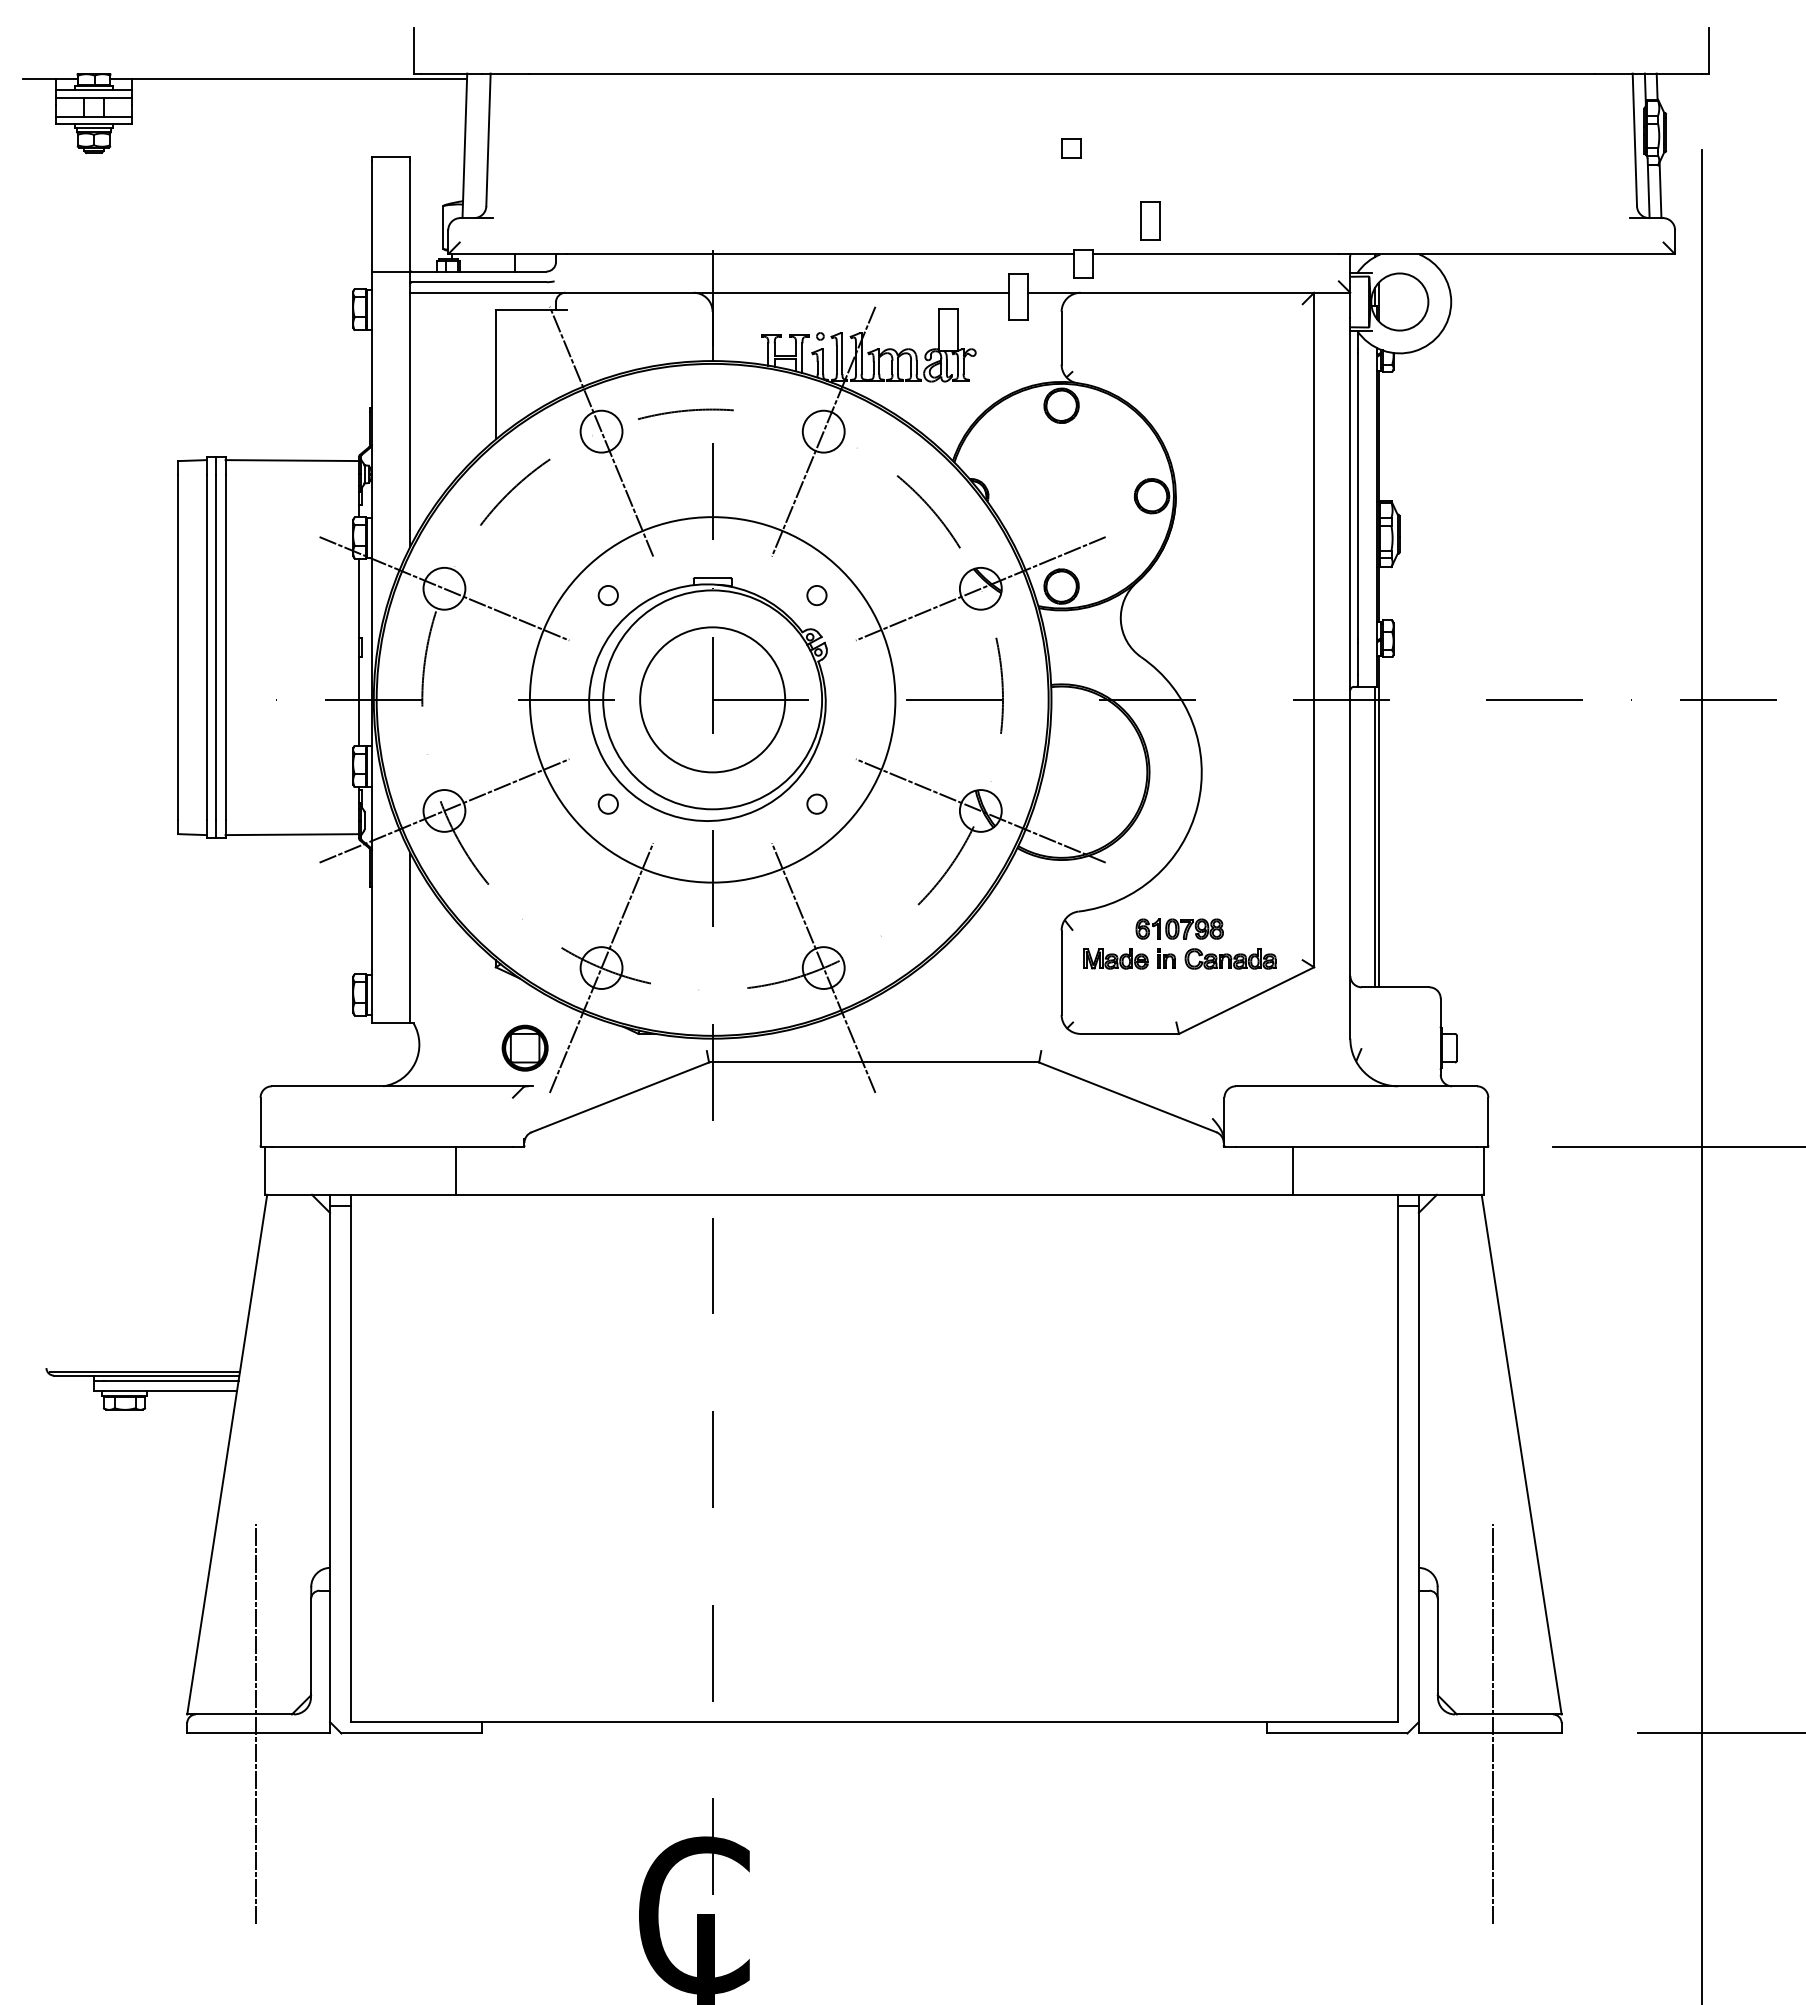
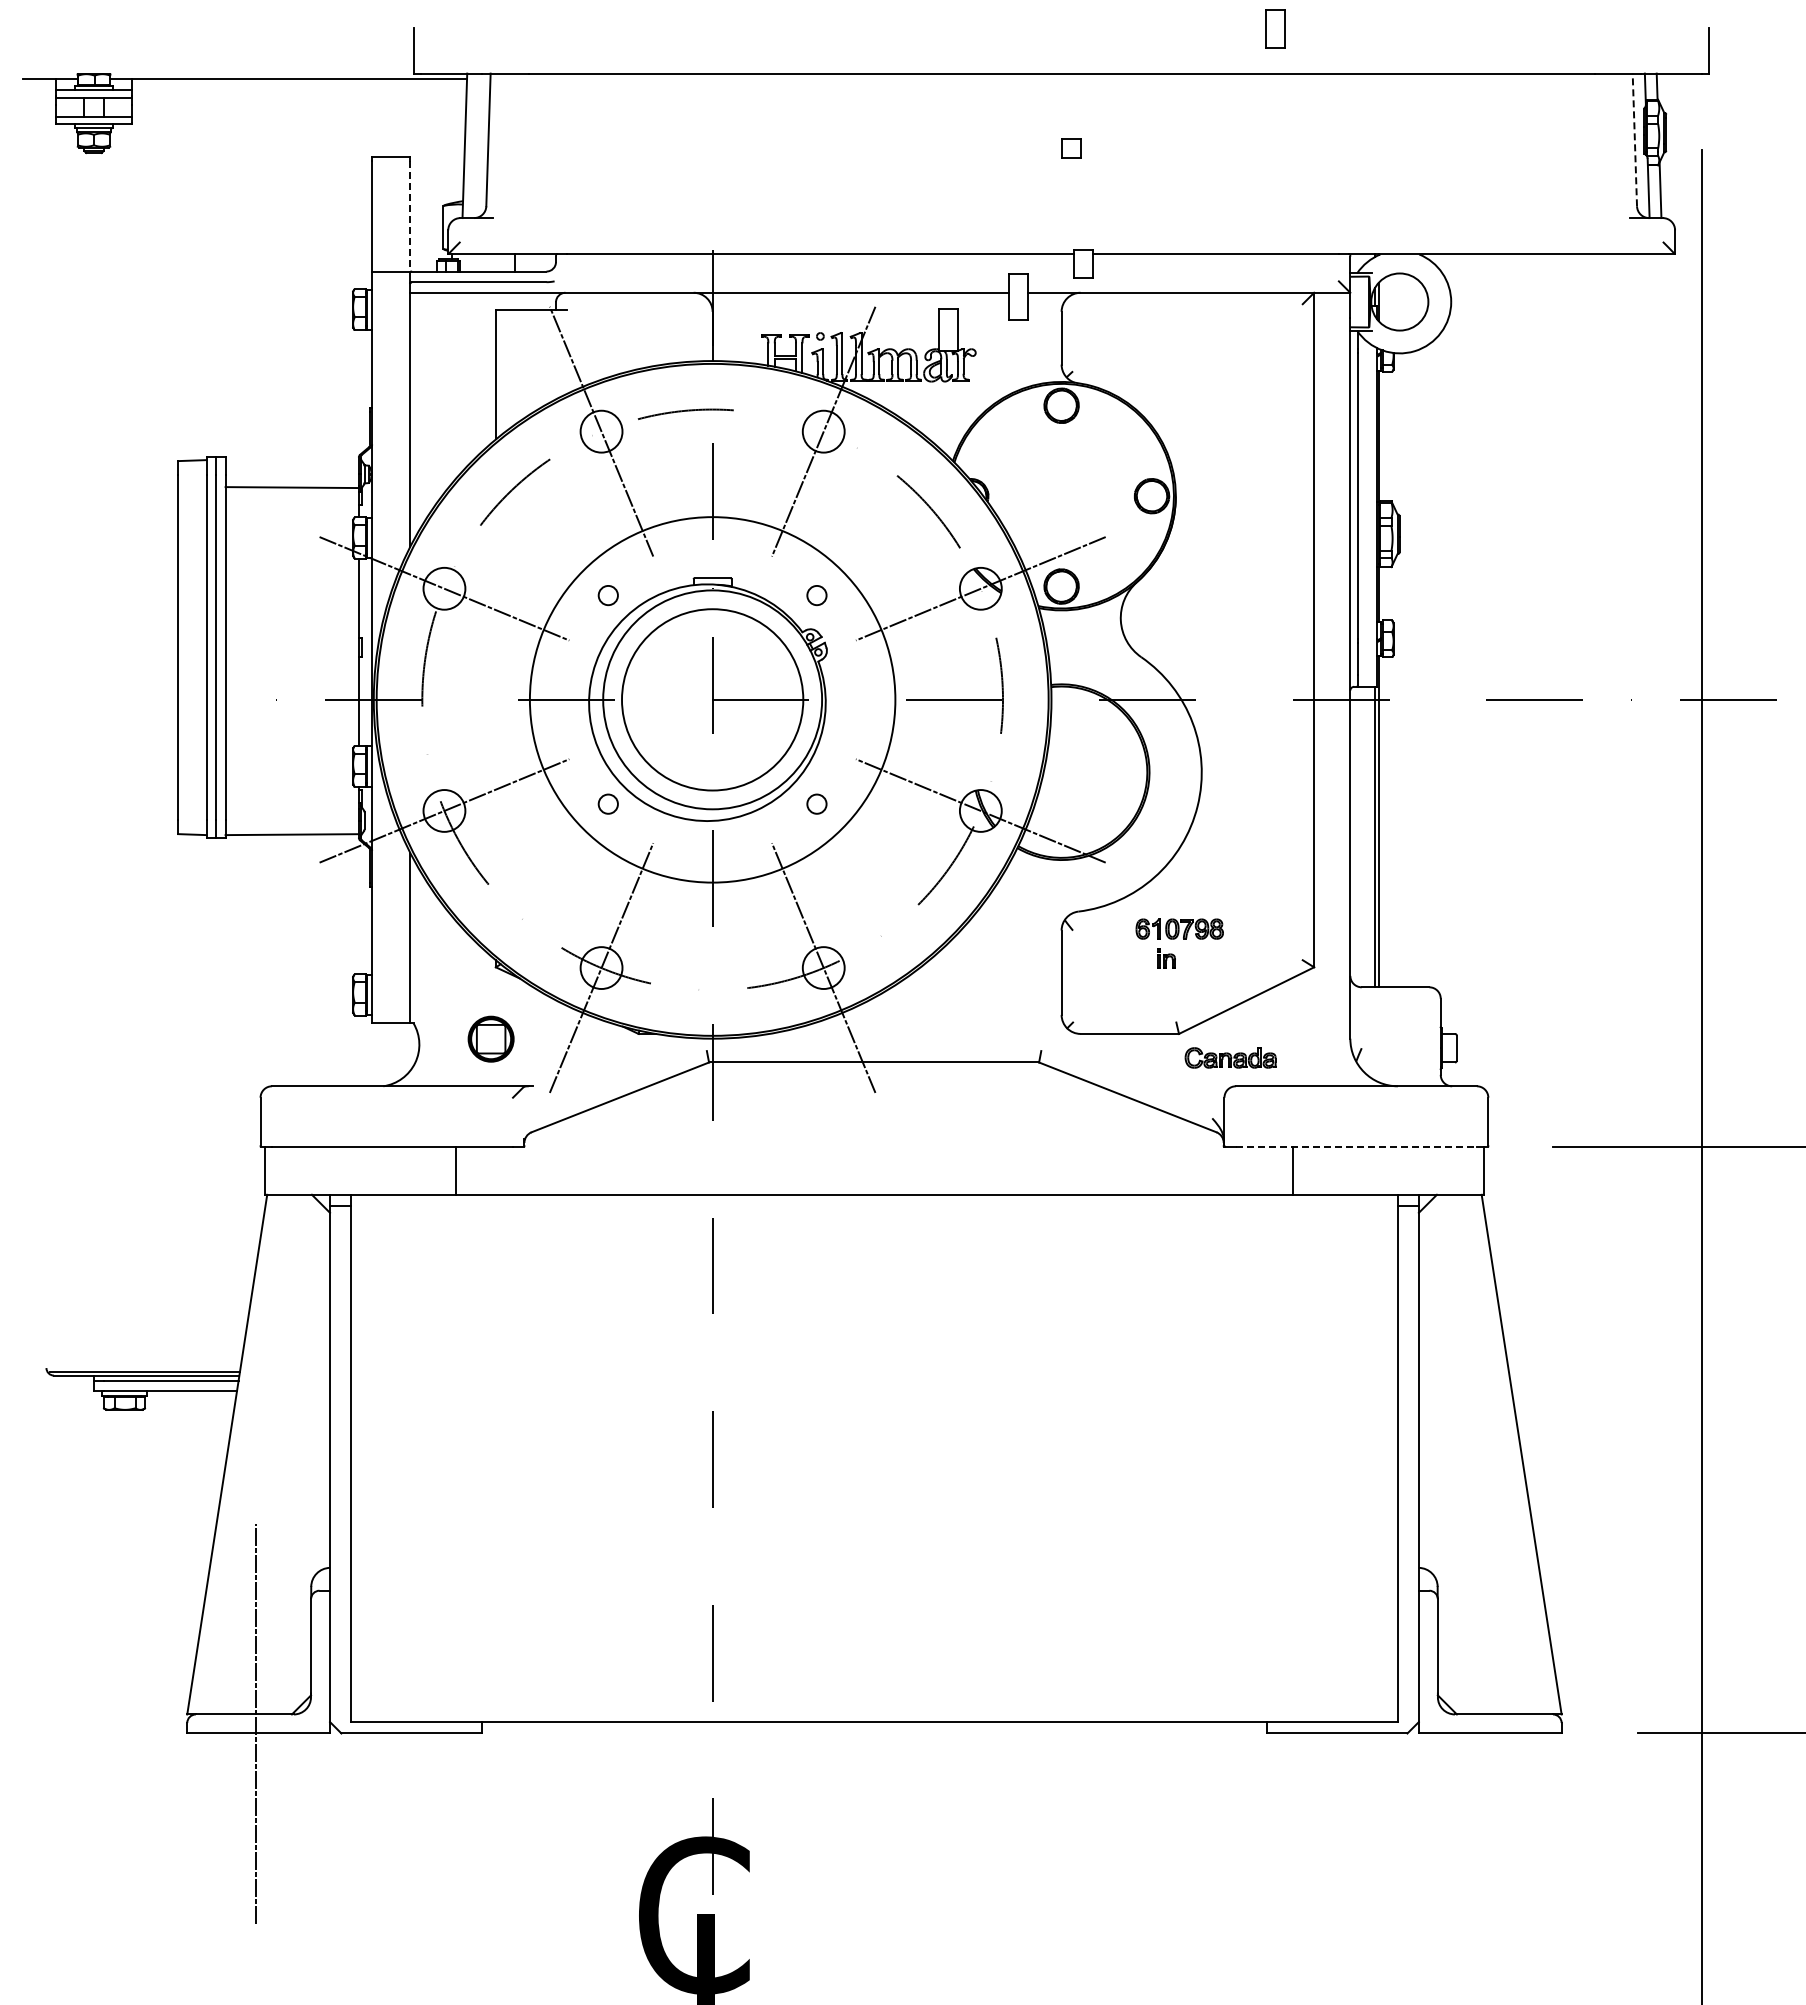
line: solid -> dashed (1634, 139)
line: solid -> dashed (410, 216)
part position: (1150, 220) -> (1275, 28) (1275, 28)
line position: (291, 460) -> (291, 487) (291, 487)
circle diameter: 145 px -> 181 px (712, 699)
part: present -> none (1115, 958)
part position: (1230, 958) -> (1230, 1057) (1230, 1057)
part position: (524, 1047) -> (490, 1038) (490, 1038)
line: solid -> dashed (1356, 1147)
line: present -> none (1493, 1723)
